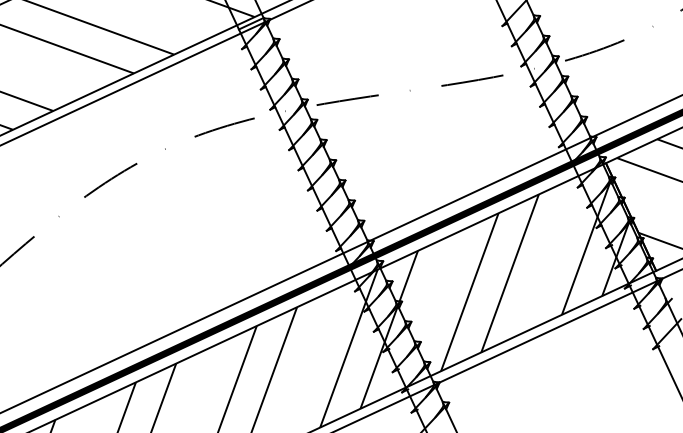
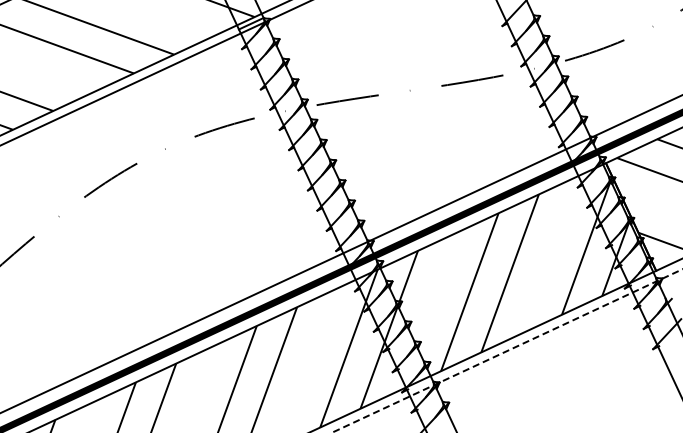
line: solid -> dashed (508, 350)
